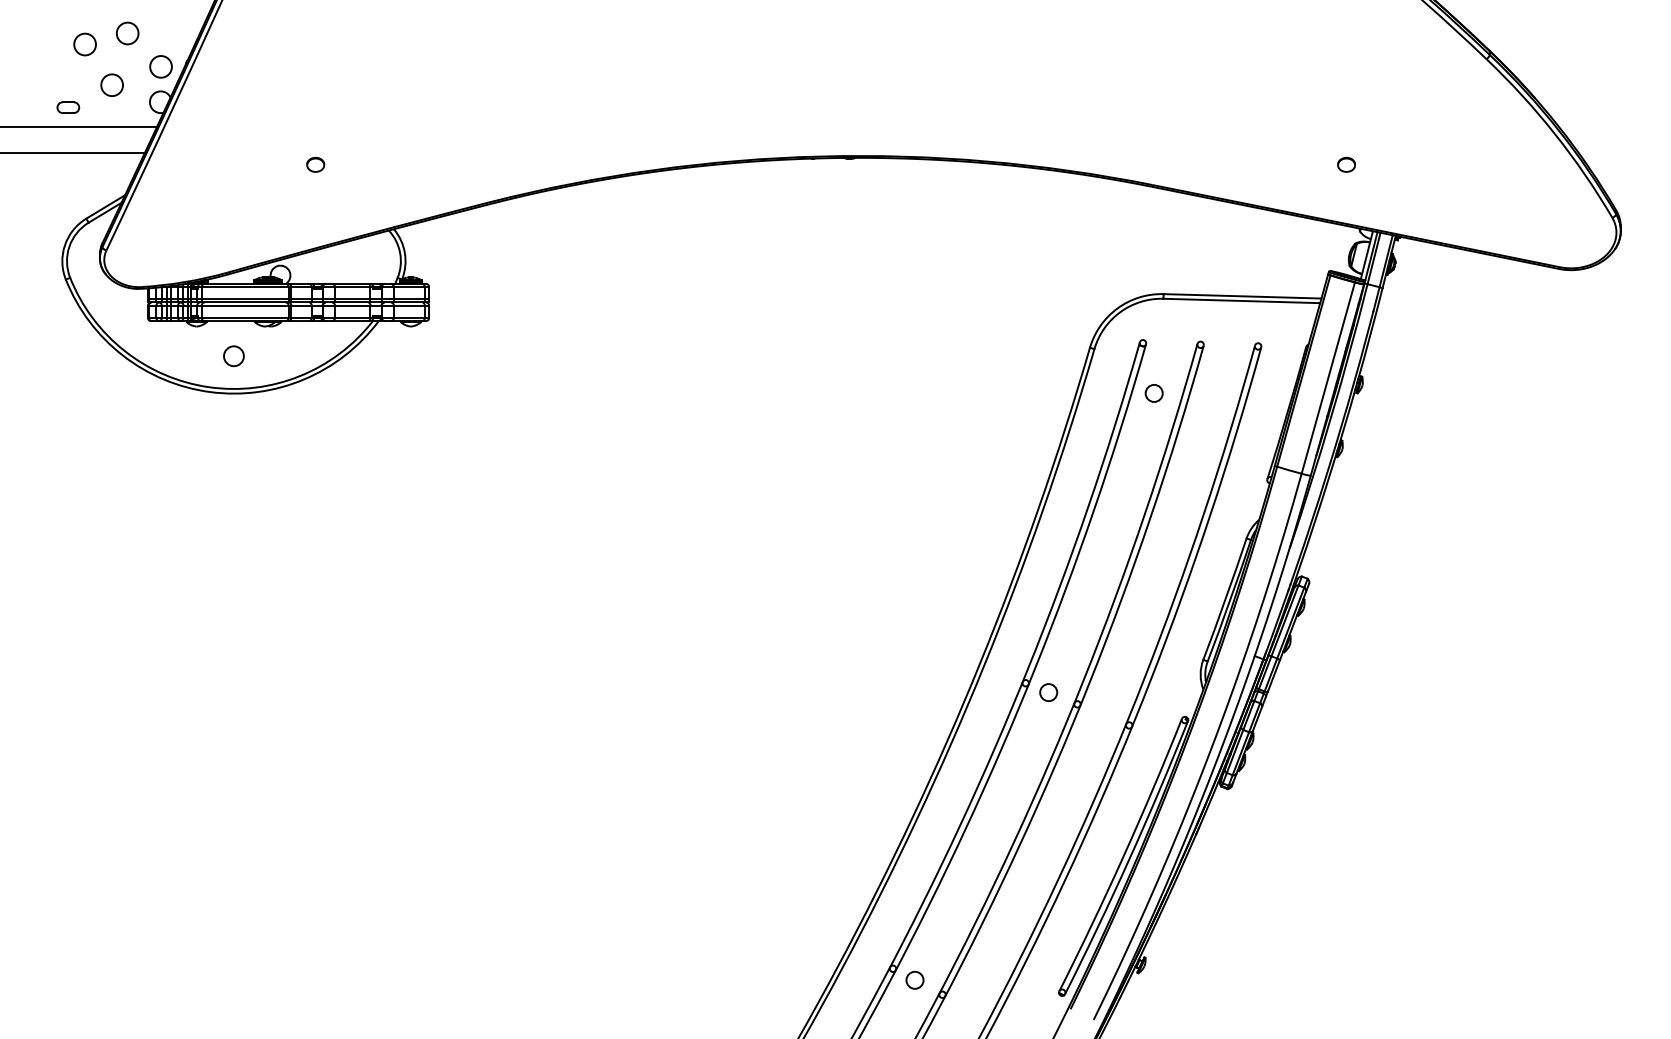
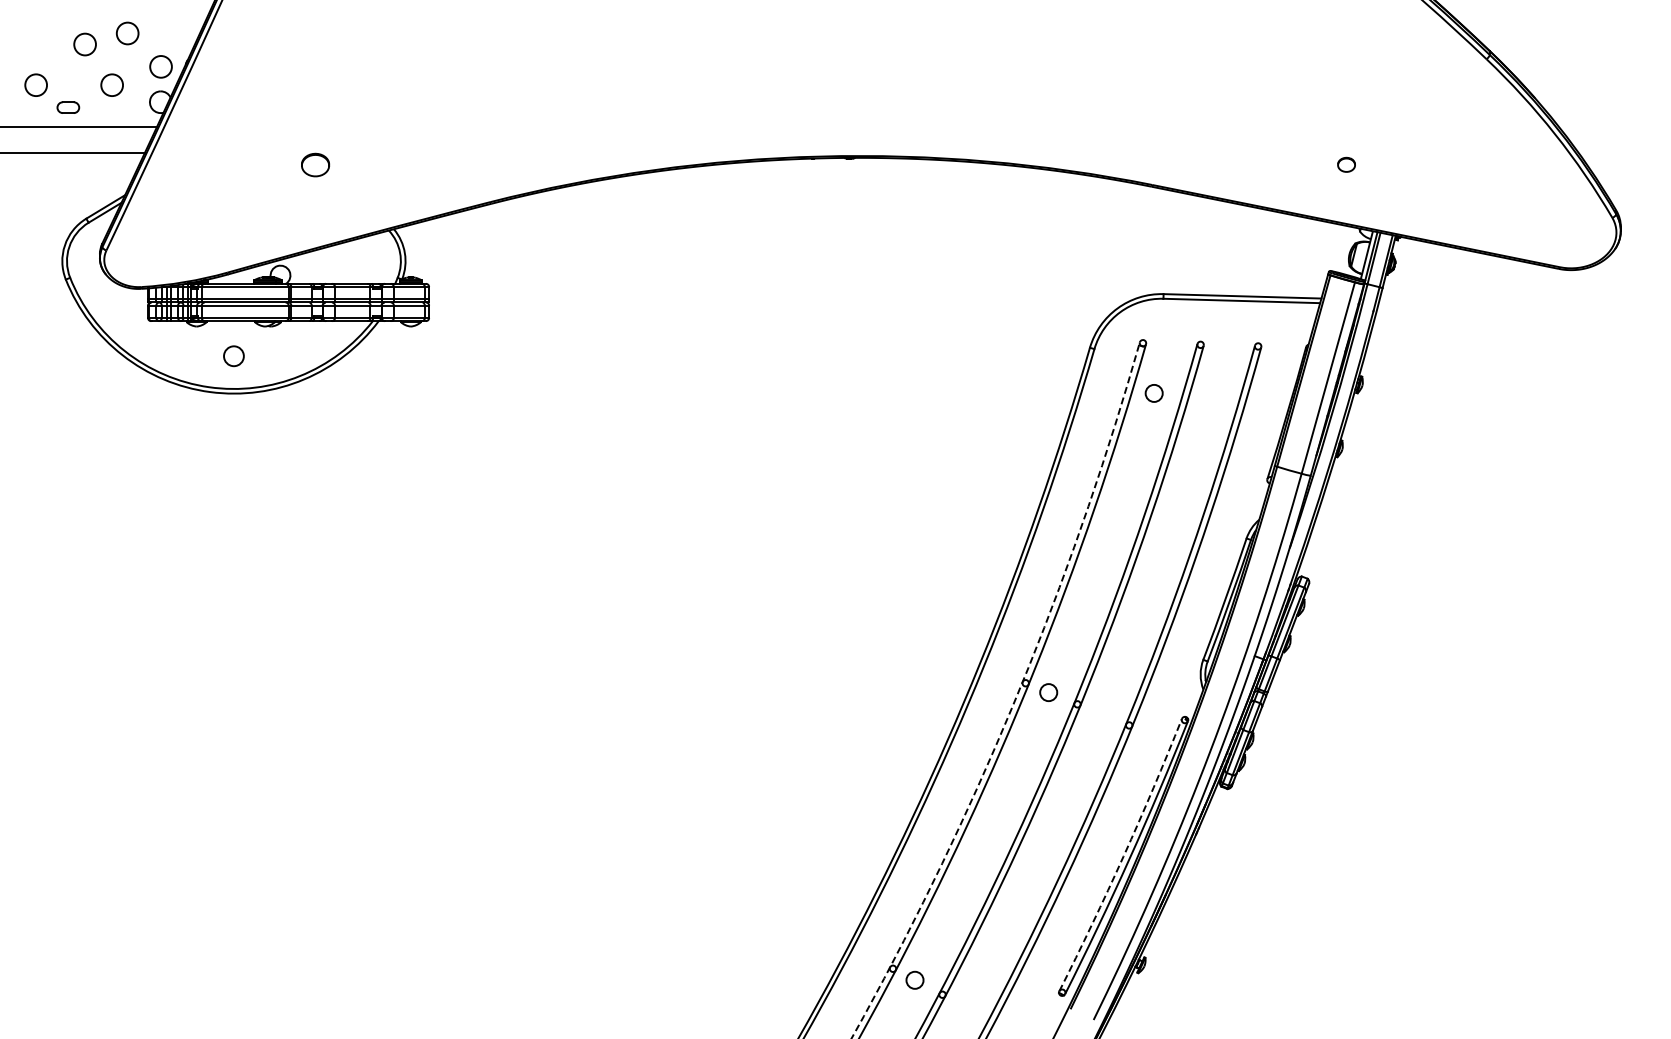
circle: none -> present (35, 84)
part size: 20x17 px -> 30x26 px (315, 164)
arc: solid -> dashed (1016, 698)
arc: solid -> dashed (1123, 856)
